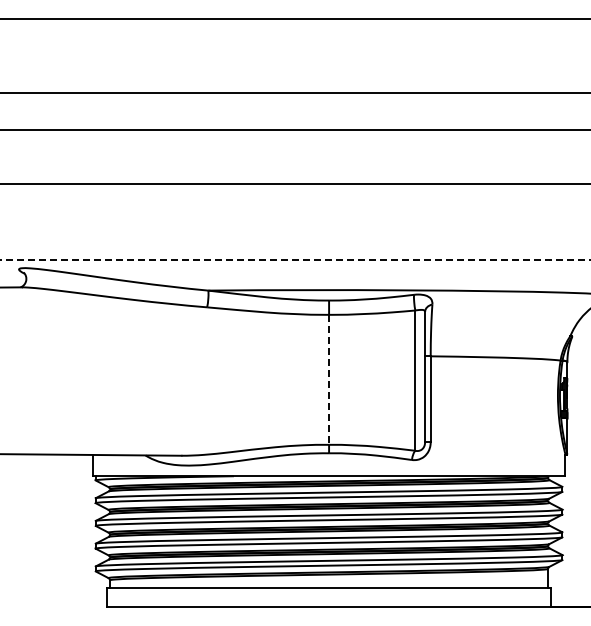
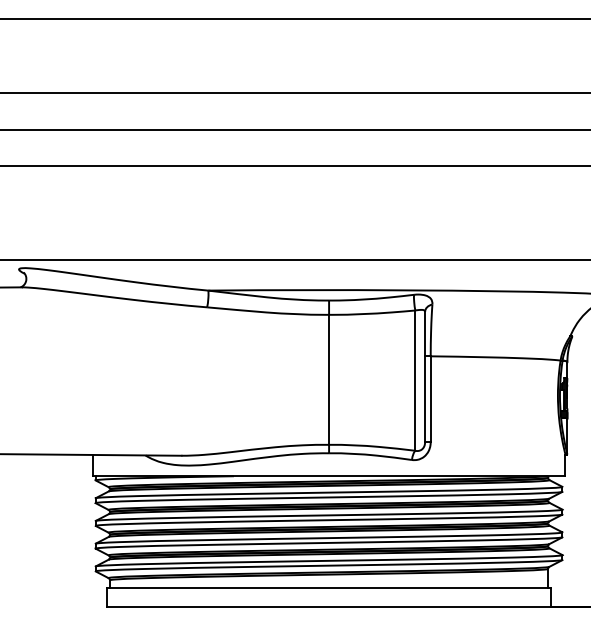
line position: (294, 183) -> (294, 165) (294, 165)
line: dashed -> solid (295, 259)
line: dashed -> solid (329, 380)
